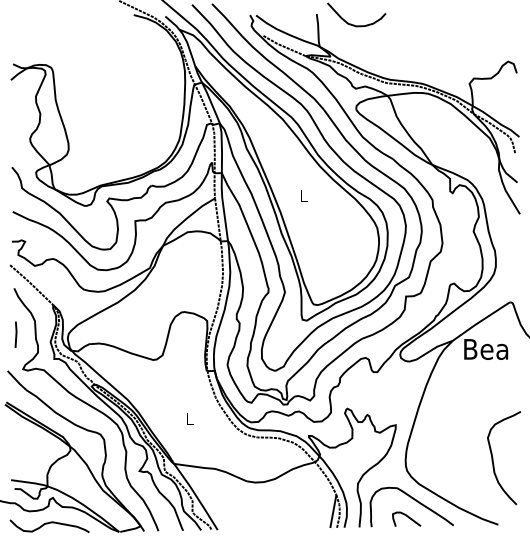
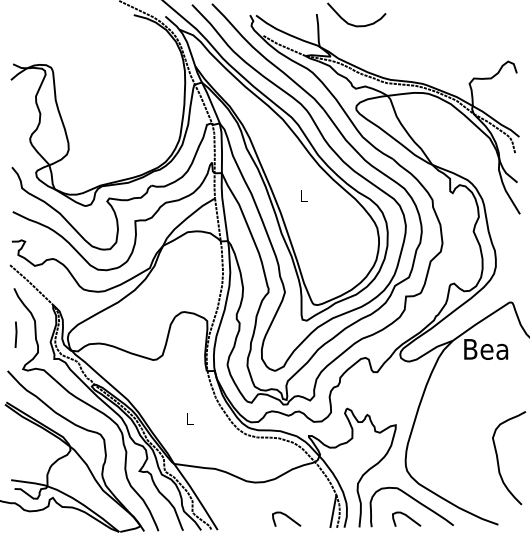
curve position: (493, 458) -> (498, 458) (498, 458)
curve: none -> present (287, 517)
curve: present -> none (47, 524)
